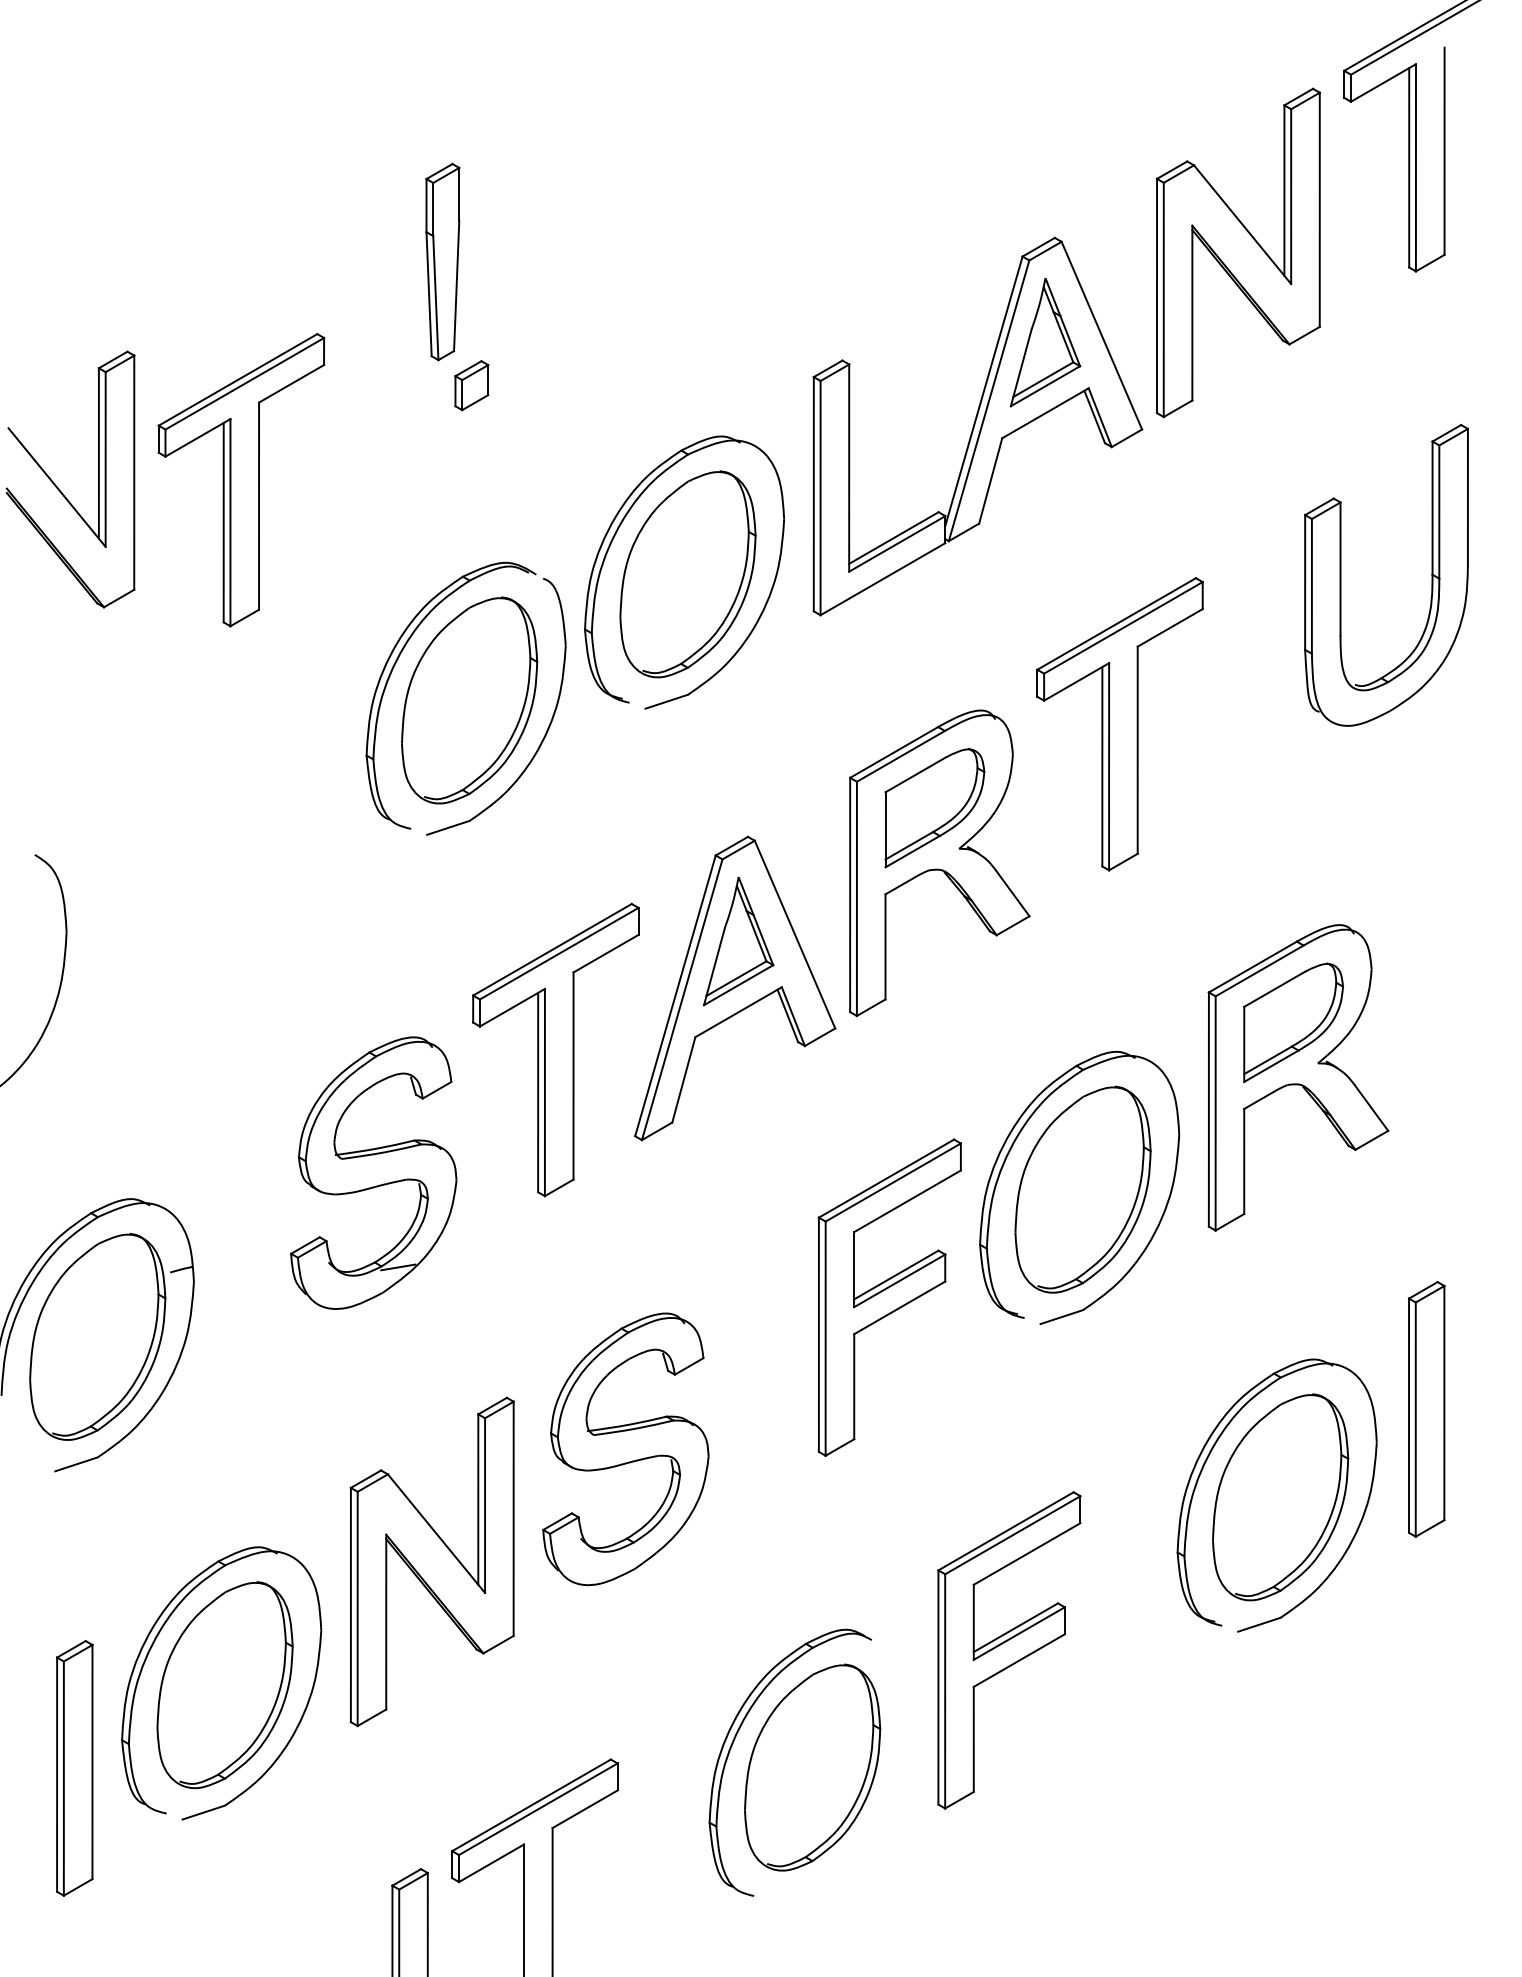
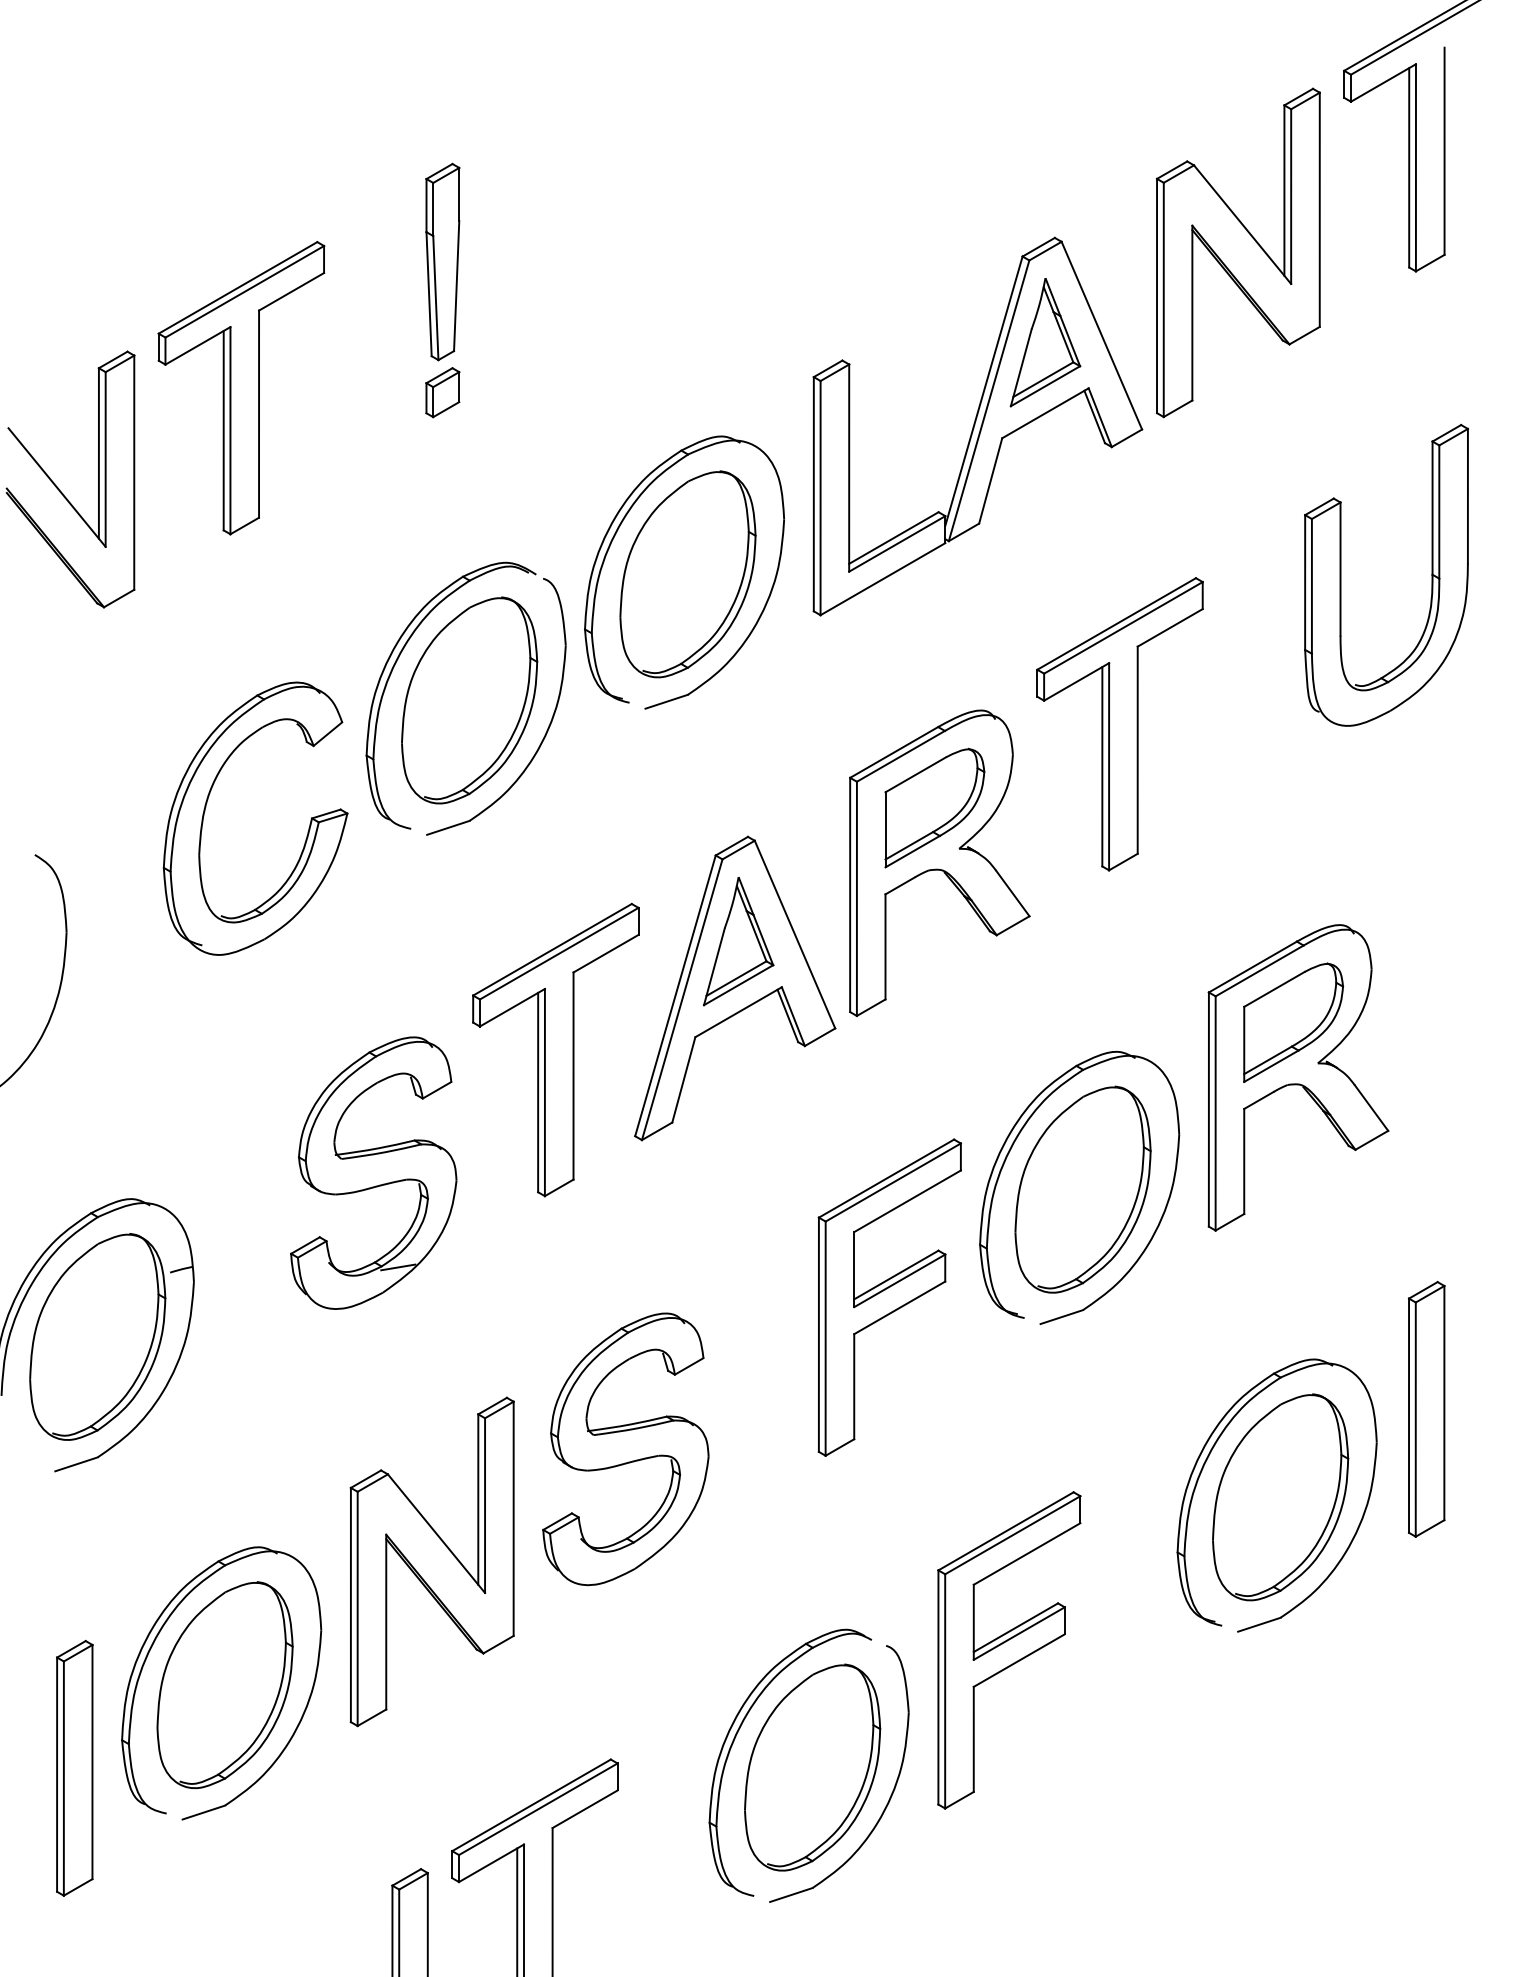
part position: (471, 385) -> (442, 392) (442, 392)
part position: (241, 480) -> (241, 388) (241, 388)
part: none -> present (206, 807)
part: none -> present (891, 1792)
line: none -> present (517, 1910)
